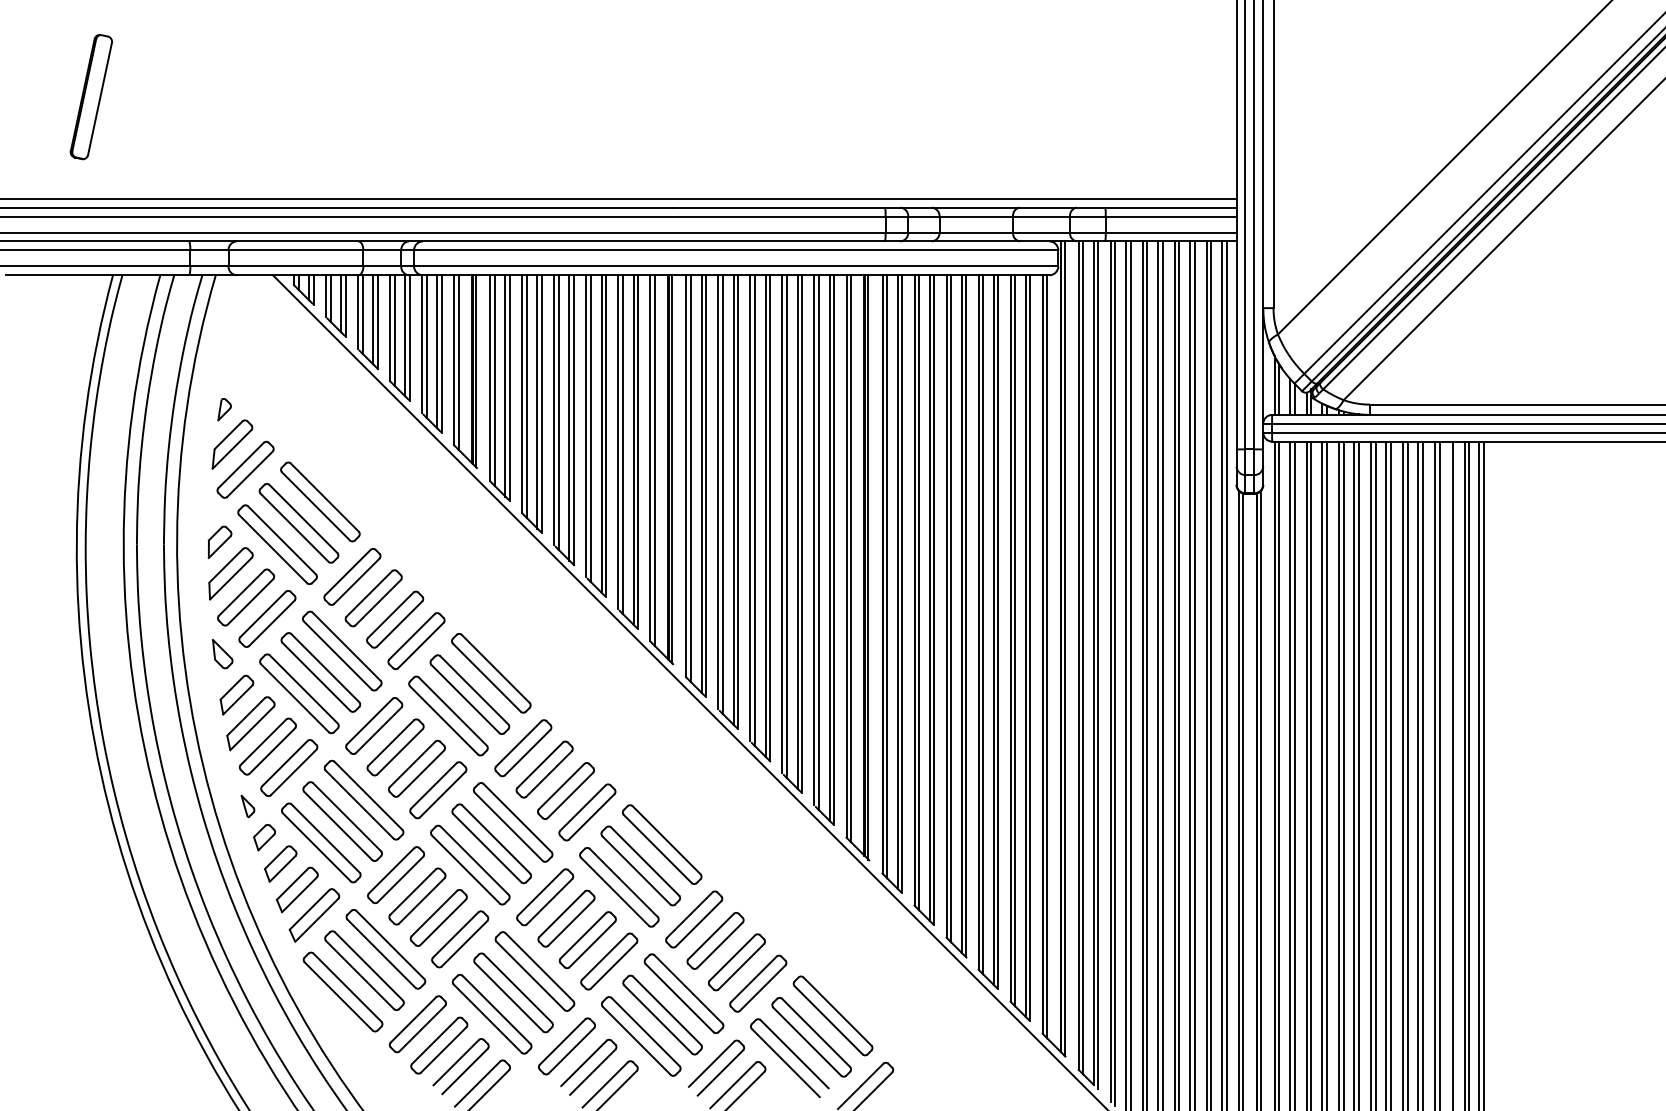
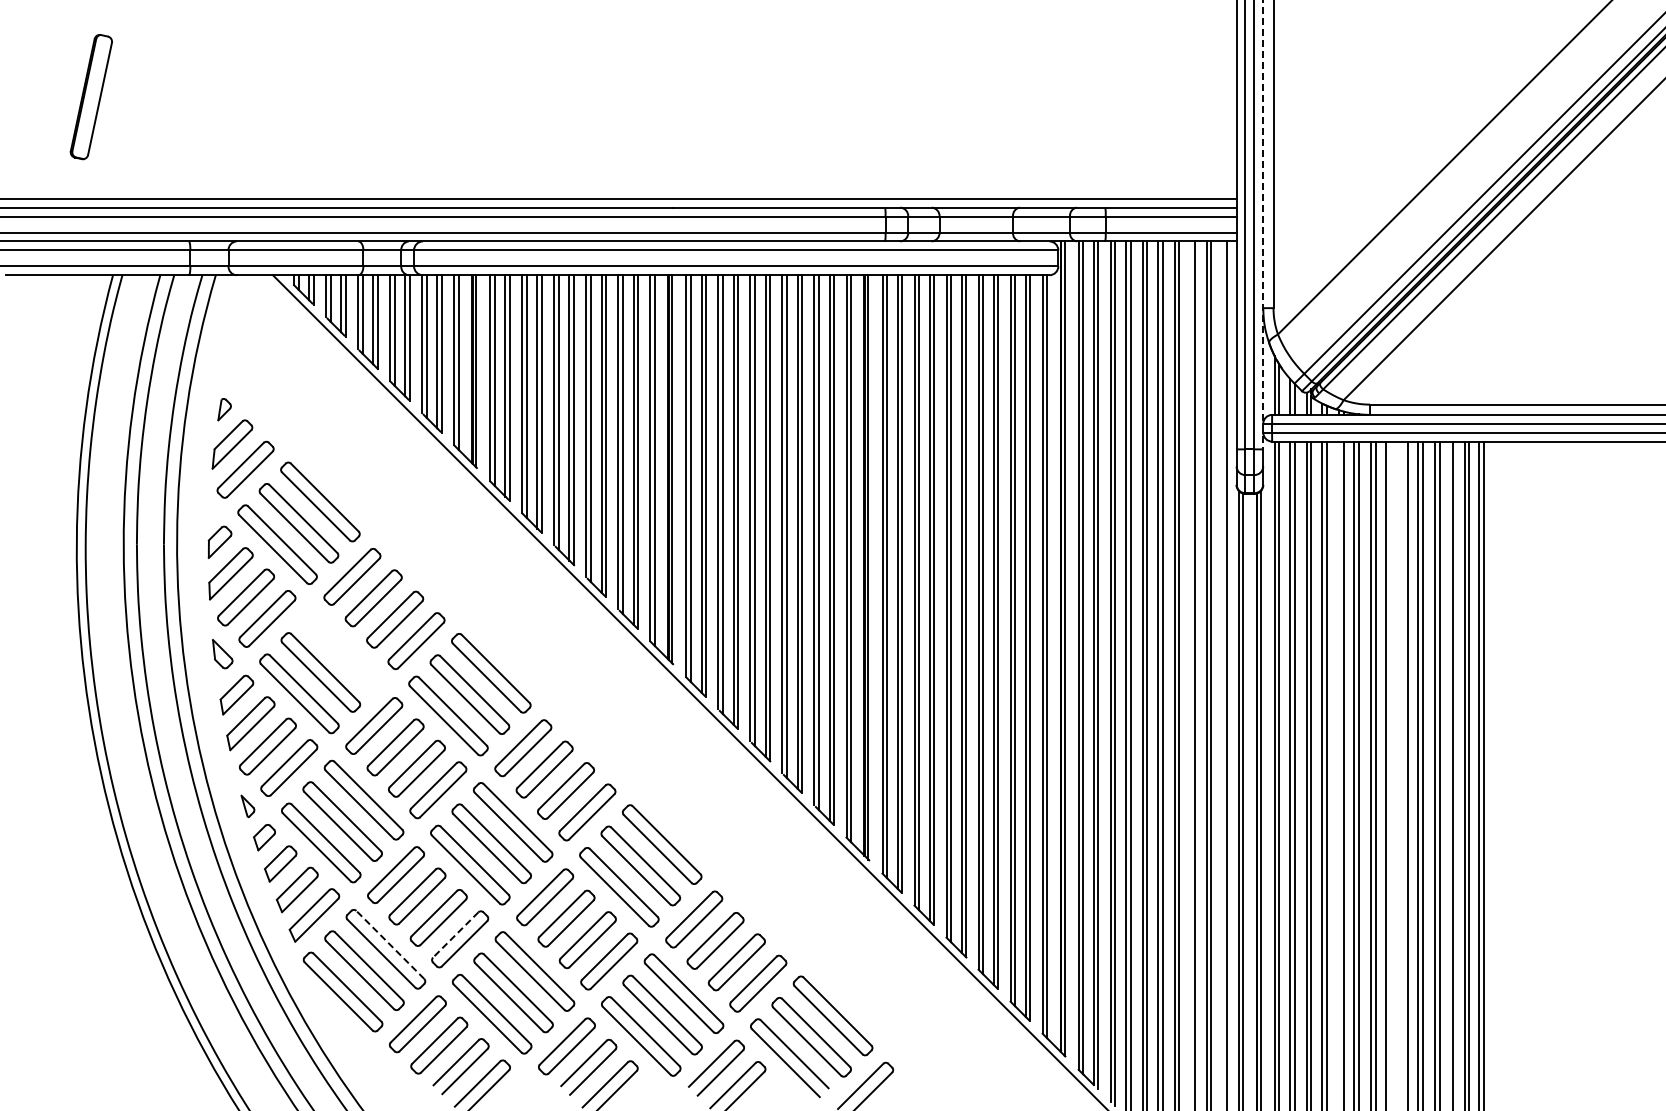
line: solid -> dashed (1263, 225)
part: present -> none (342, 650)
line: present -> none (1189, 674)
line: present -> none (1221, 674)
line: present -> none (1338, 774)
line: present -> none (1390, 774)
line: present -> none (1402, 774)
line: solid -> dashed (455, 935)
line: solid -> dashed (389, 944)
